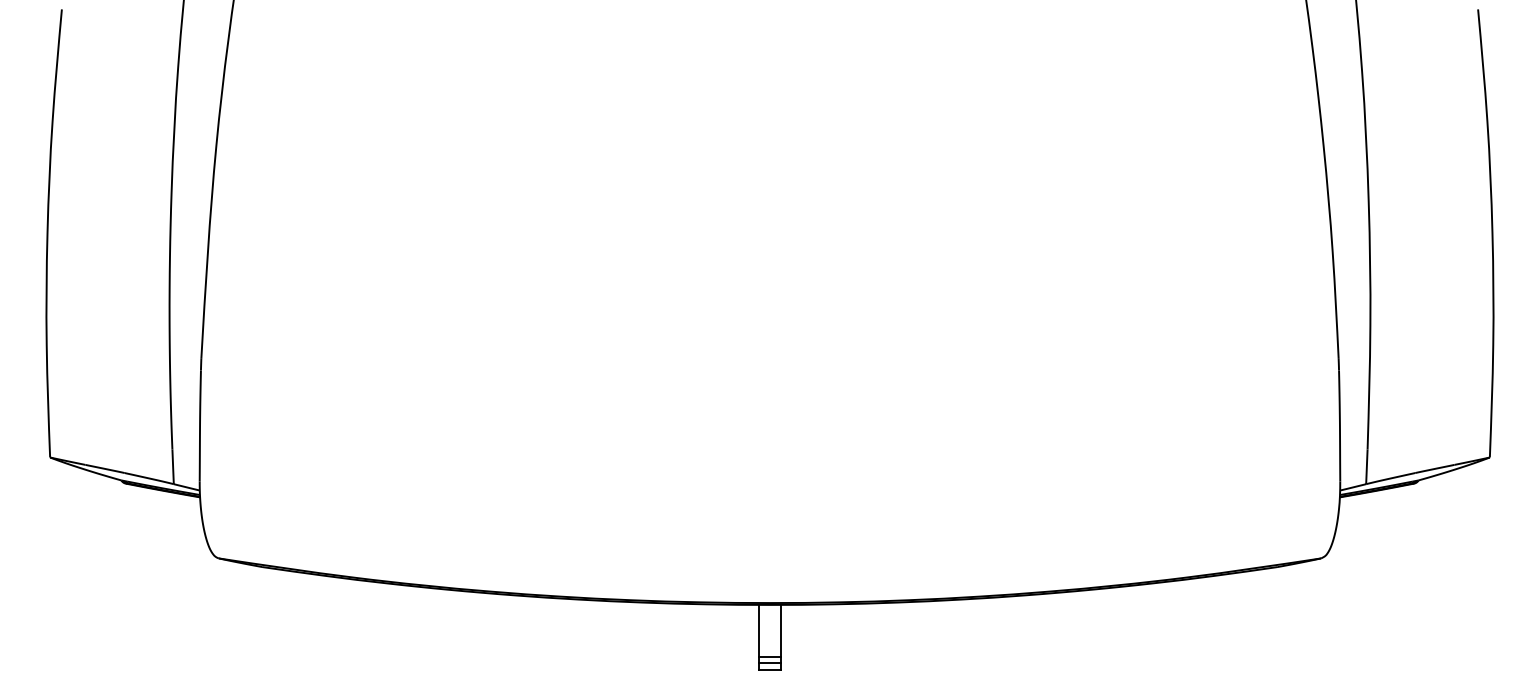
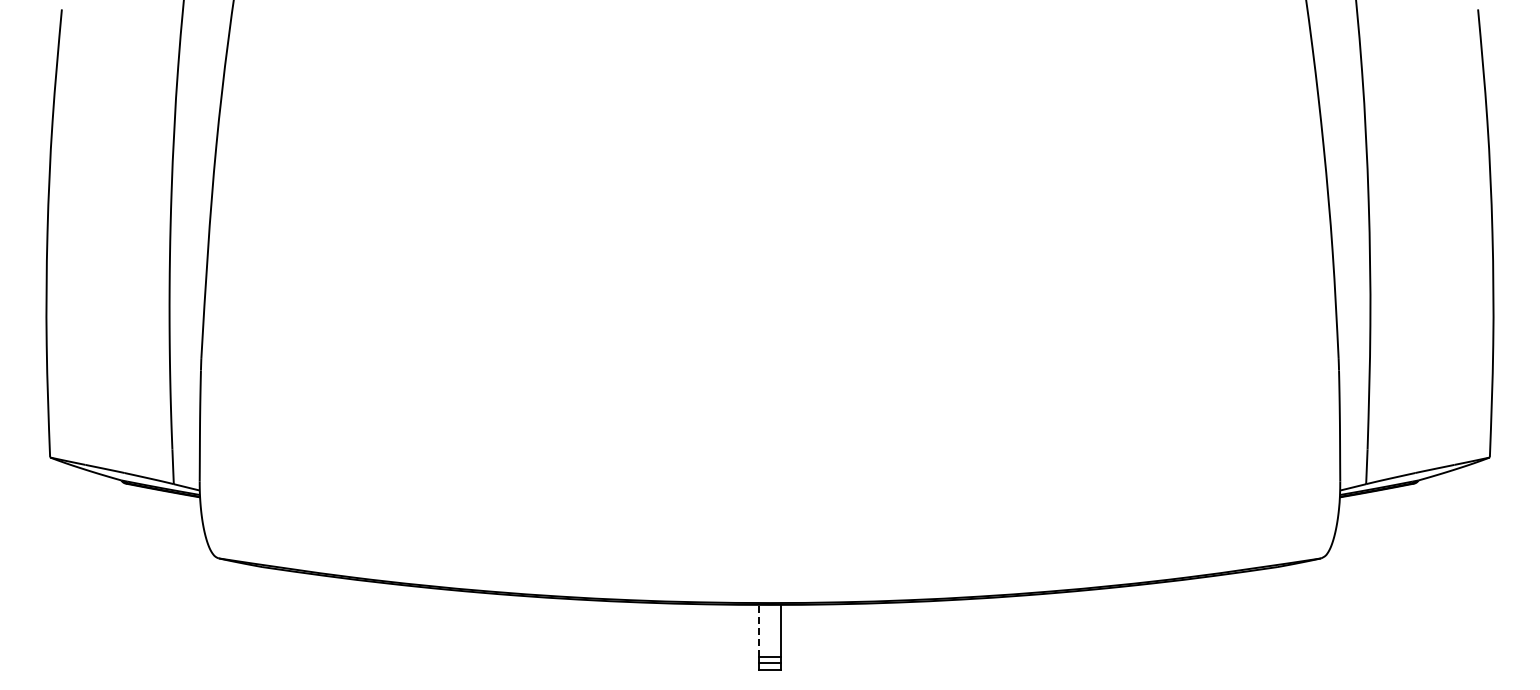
line: solid -> dashed (759, 630)
